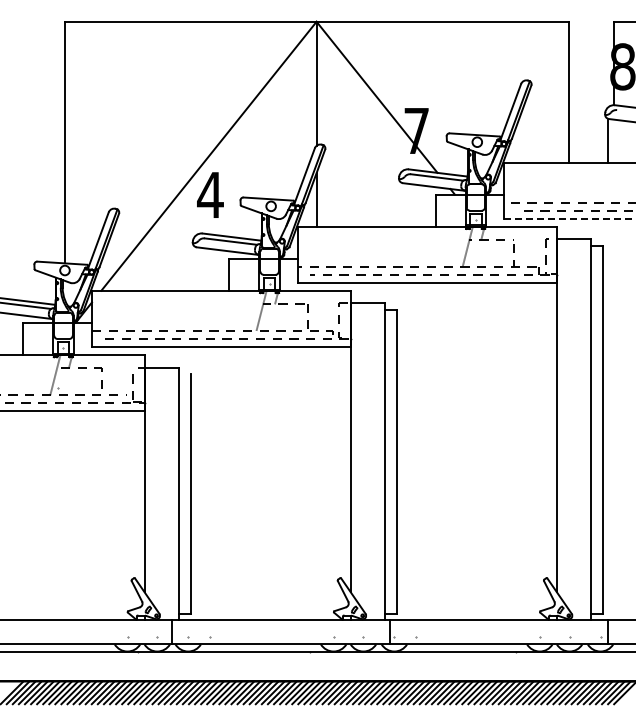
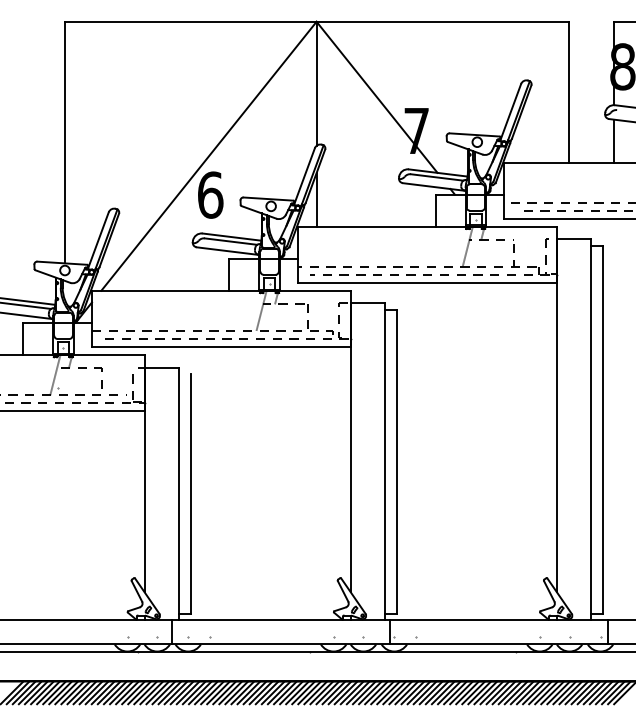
line position: (608, 140) -> (614, 140) (614, 140)
text: 4 -> 6 (210, 194)
line: dashed -> solid (570, 218)
